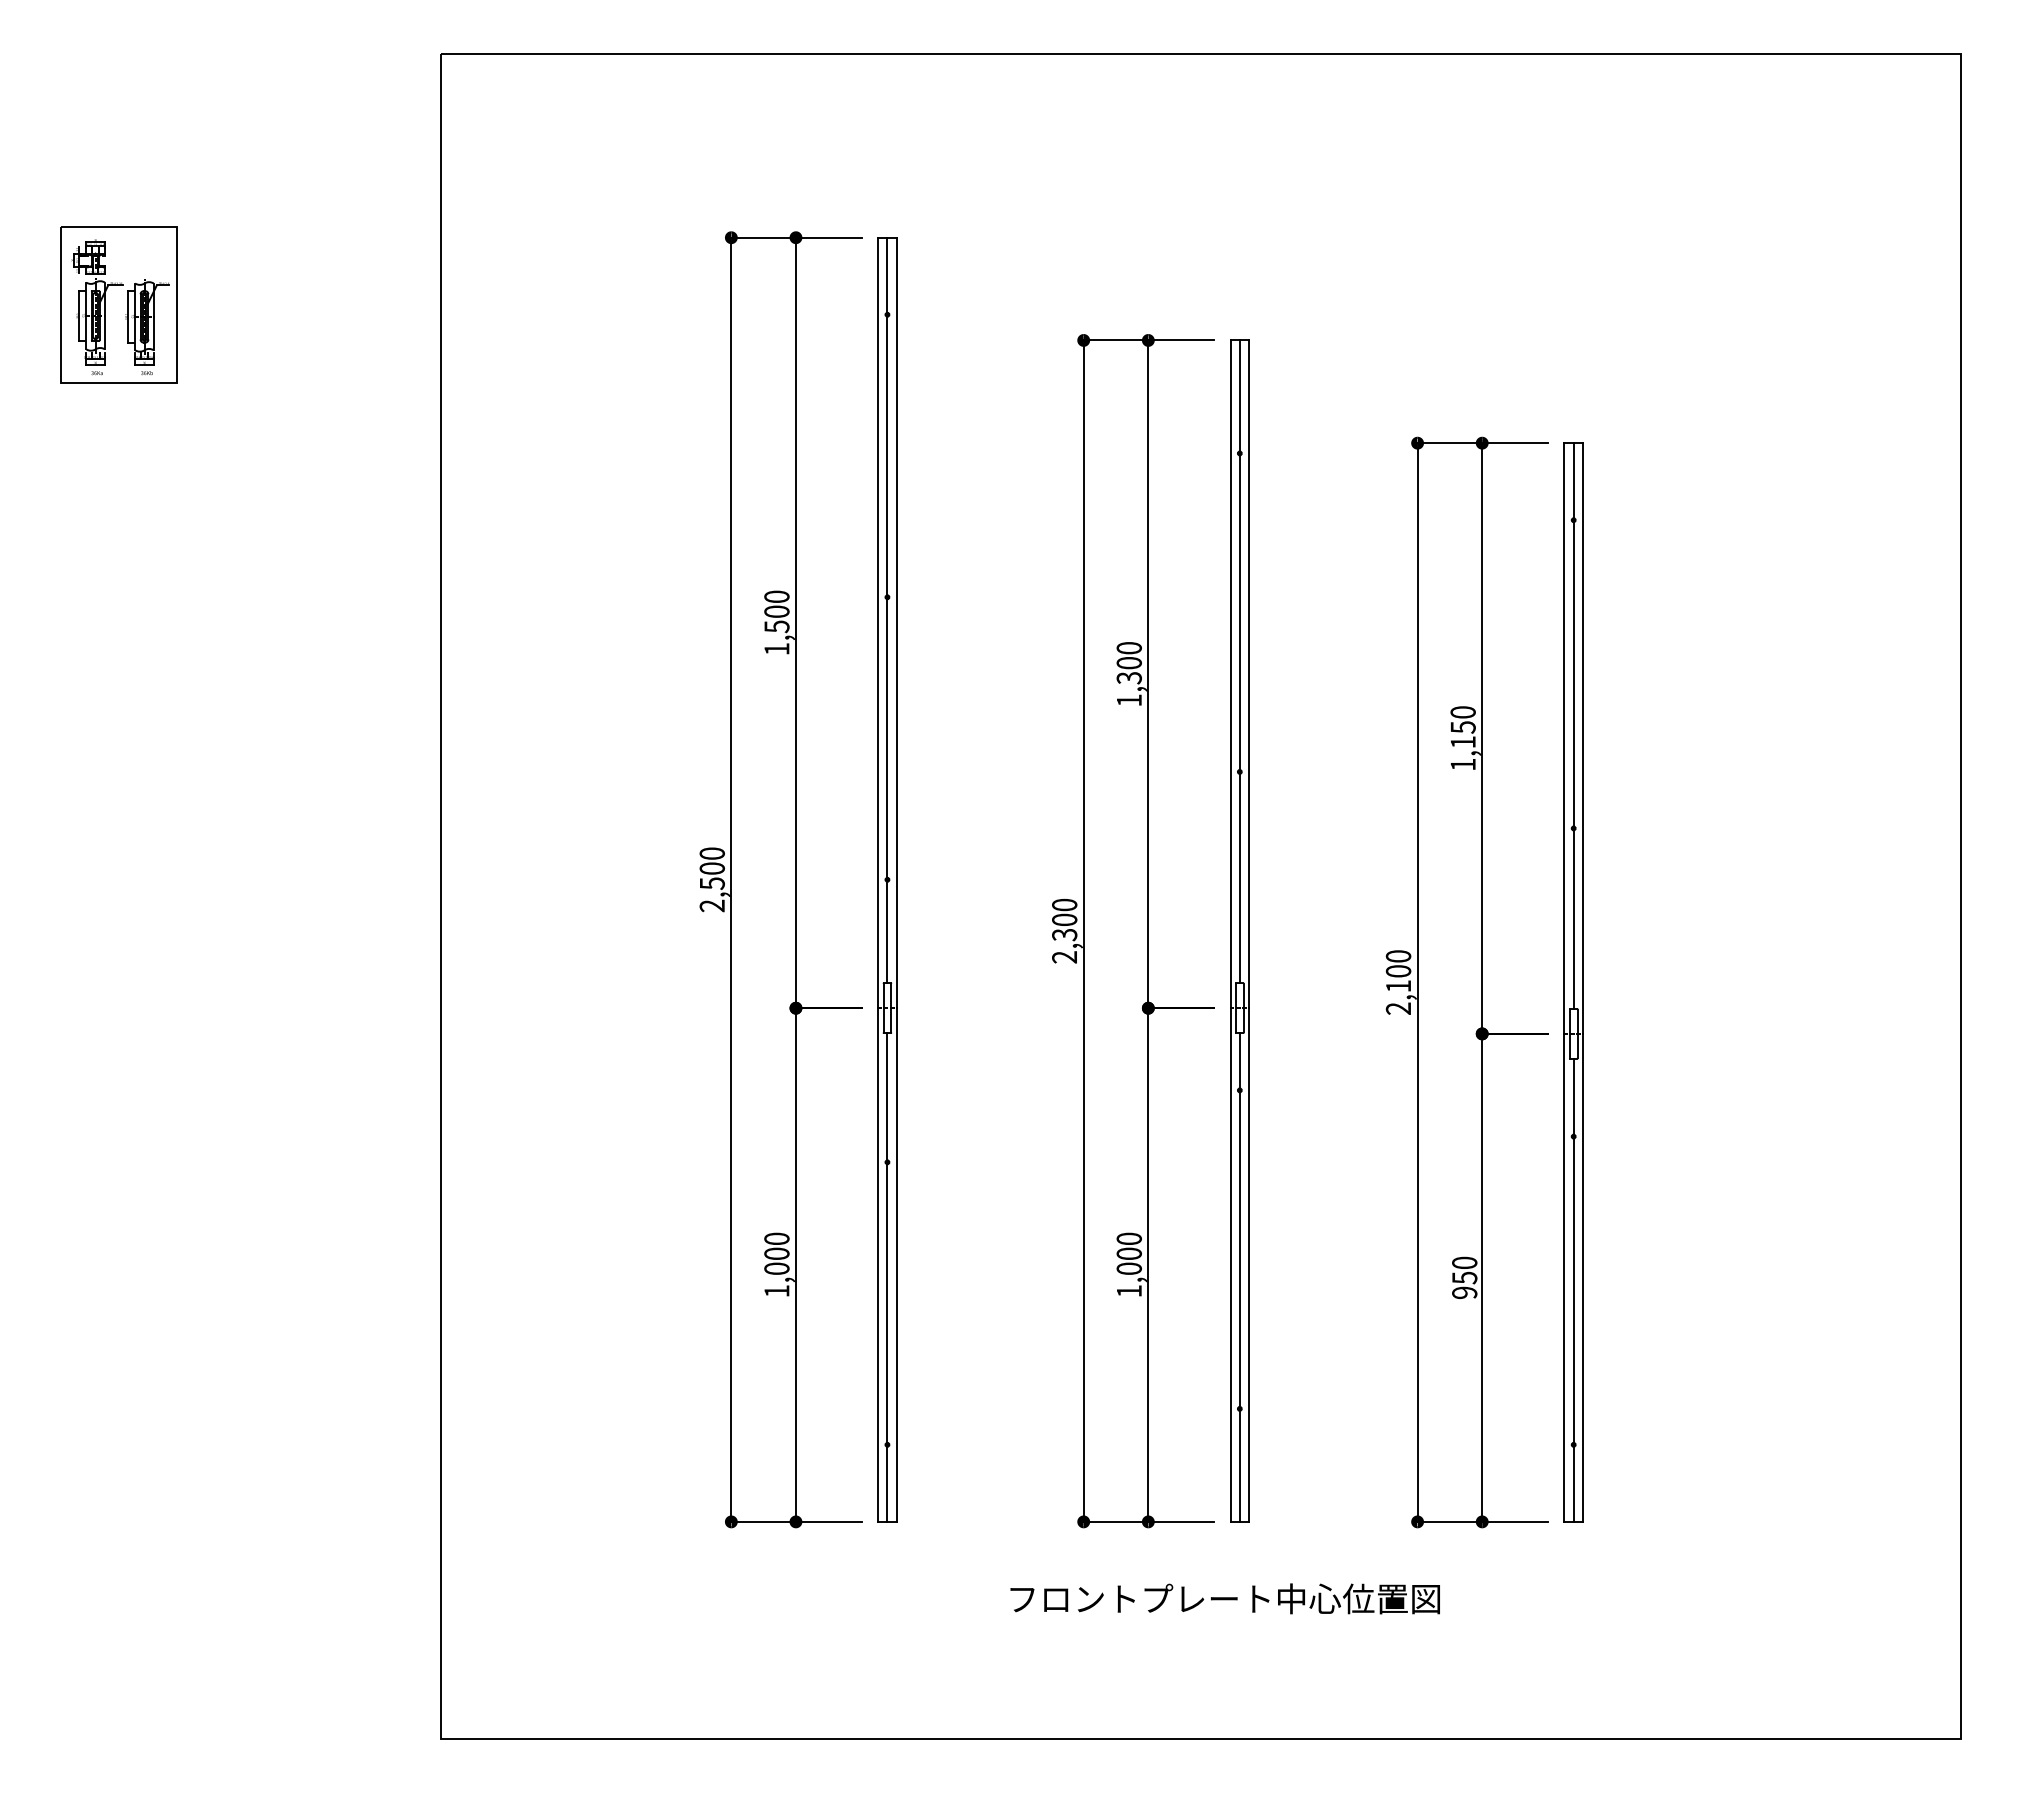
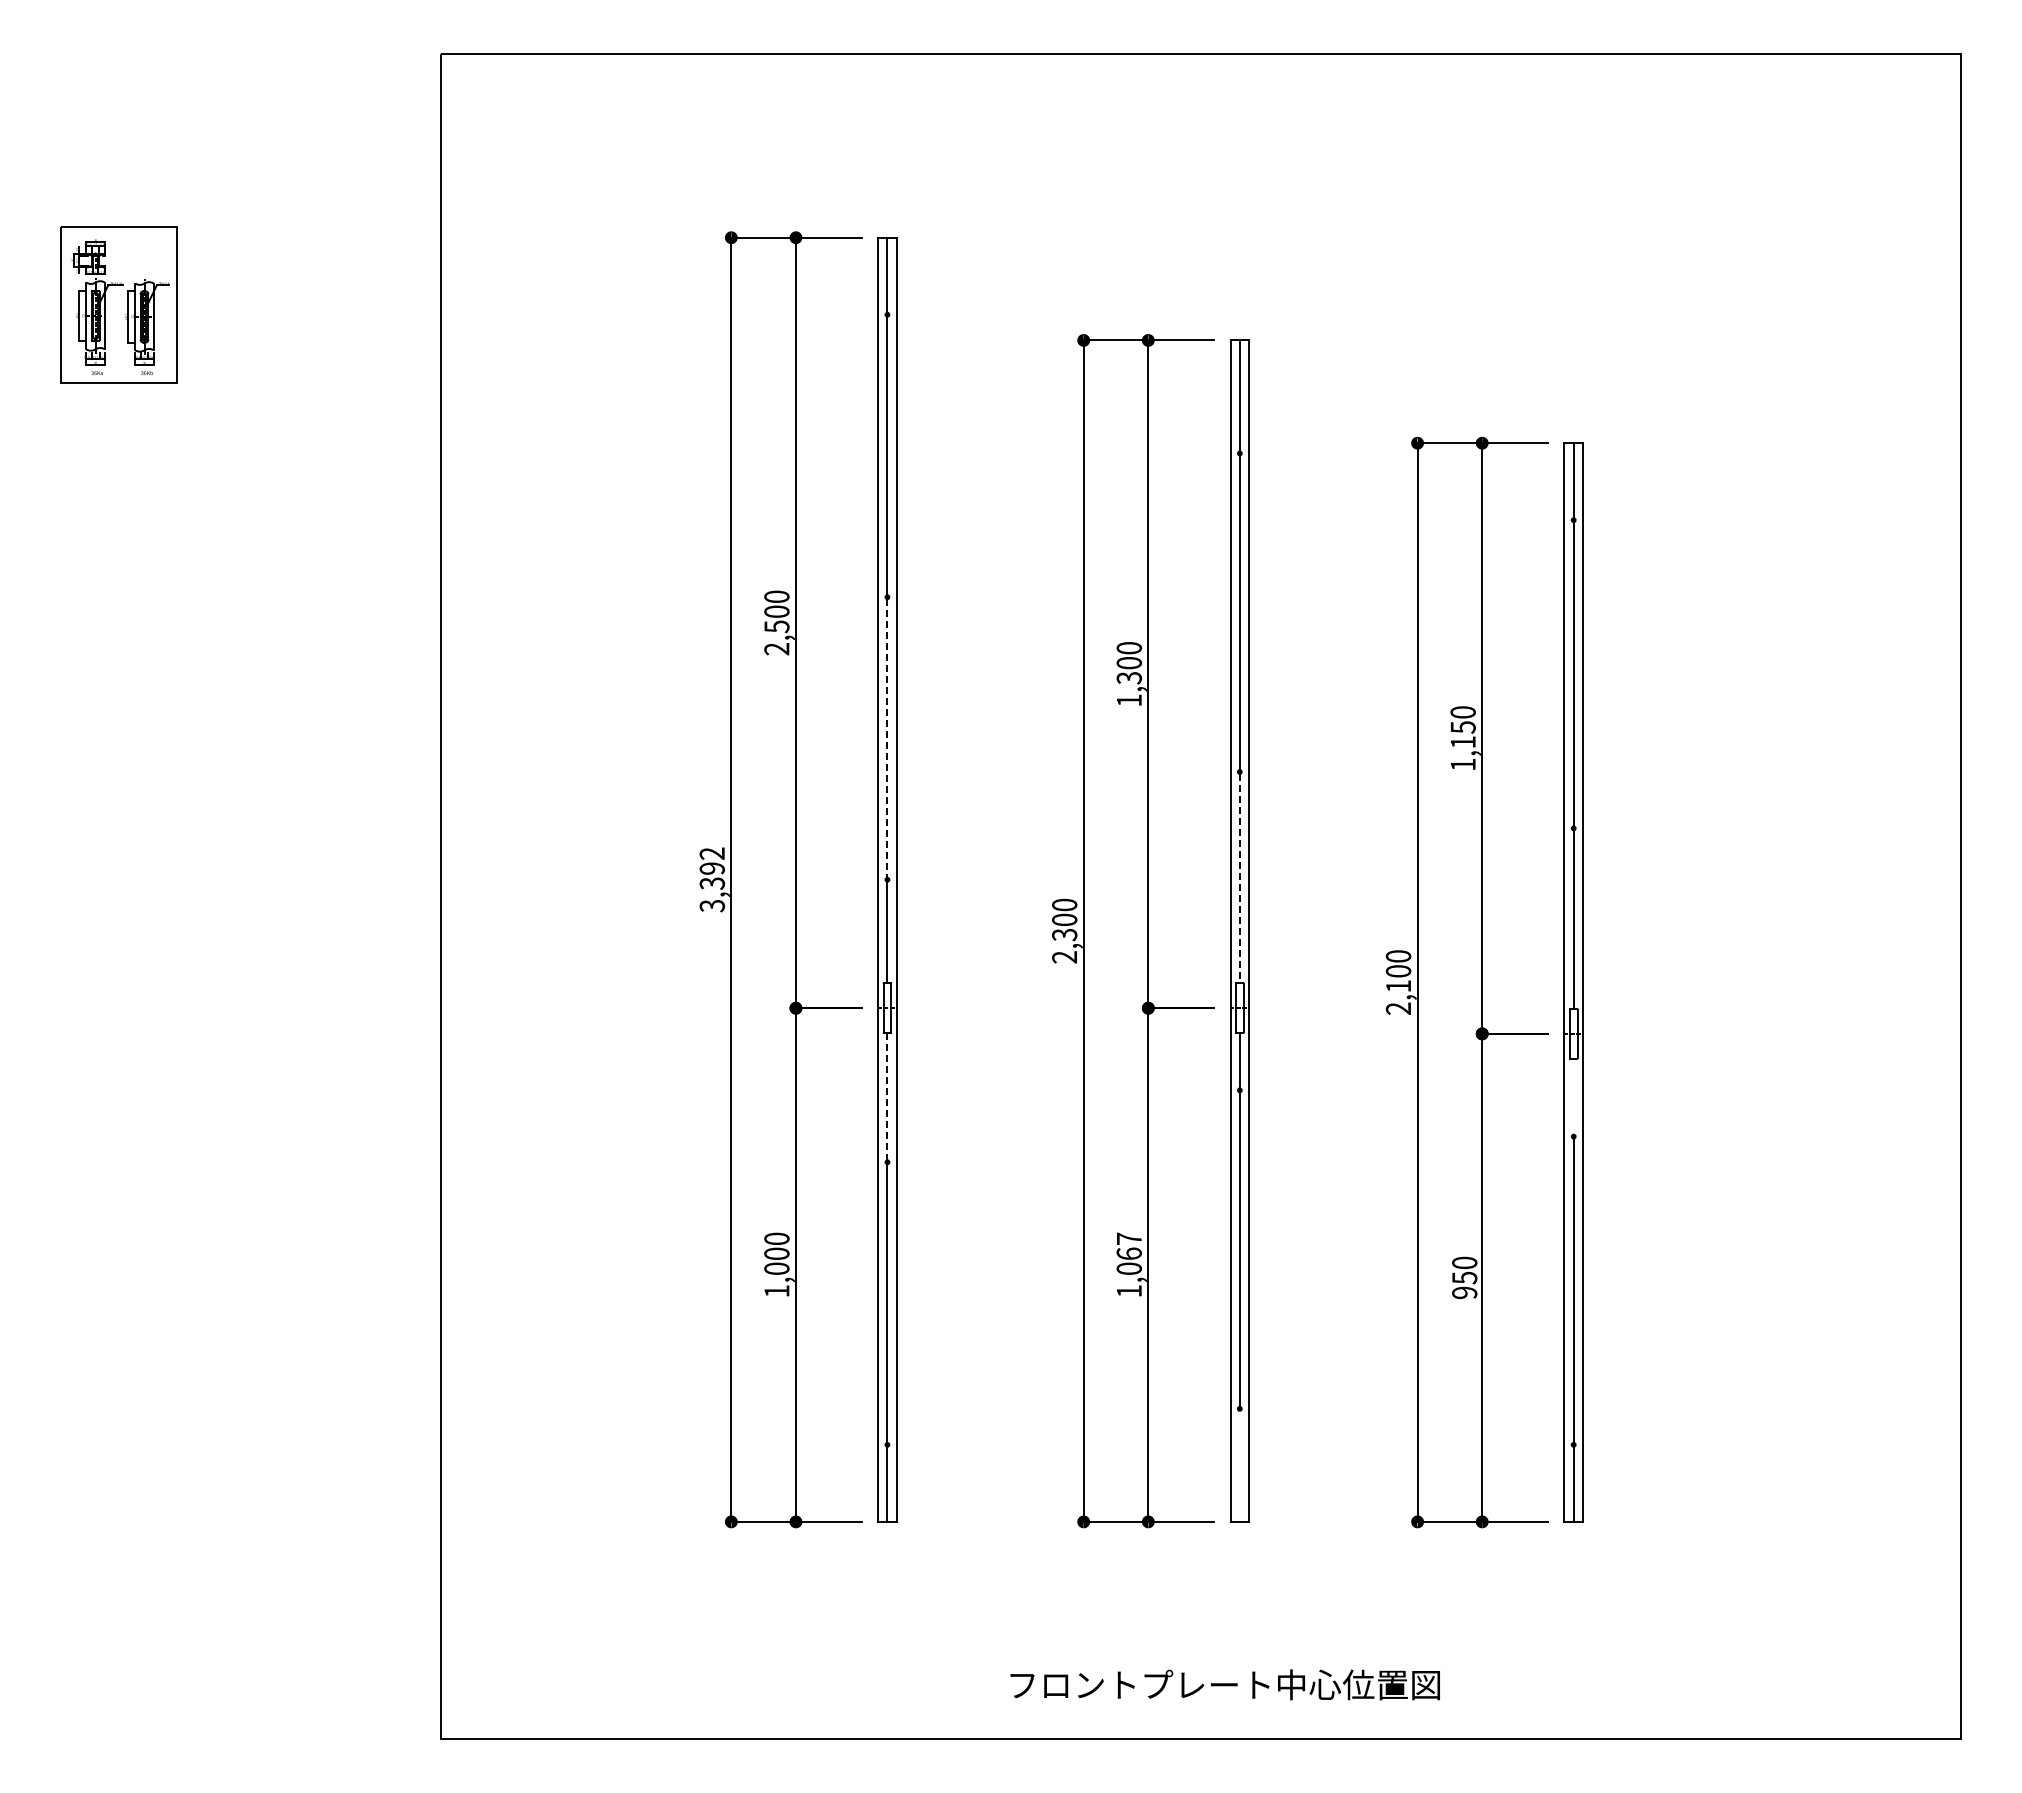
text: 1,500 -> 2,500 (776, 649)
line: solid -> dashed (887, 739)
line: solid -> dashed (1239, 878)
text: 2,500 -> 3,392 (711, 879)
line: solid -> dashed (887, 1096)
line: present -> none (1573, 1096)
text: 1,000 -> 1,067 (1128, 1245)
line: present -> none (1239, 1465)
text position: (1224, 1598) -> (1224, 1684) (1224, 1684)
